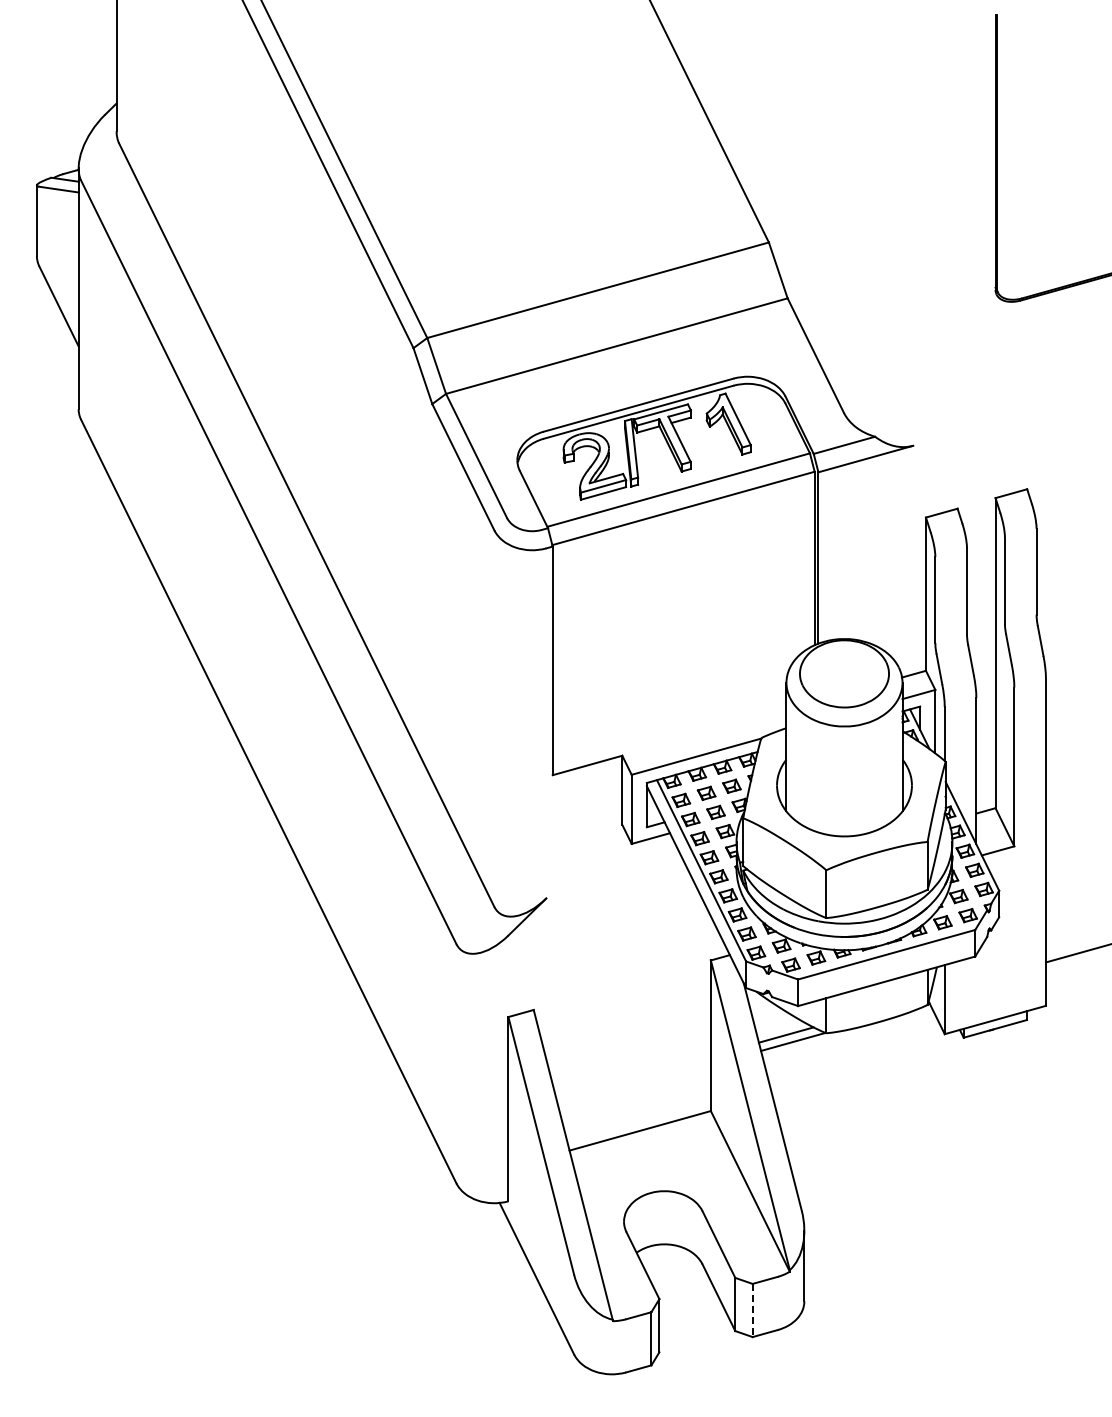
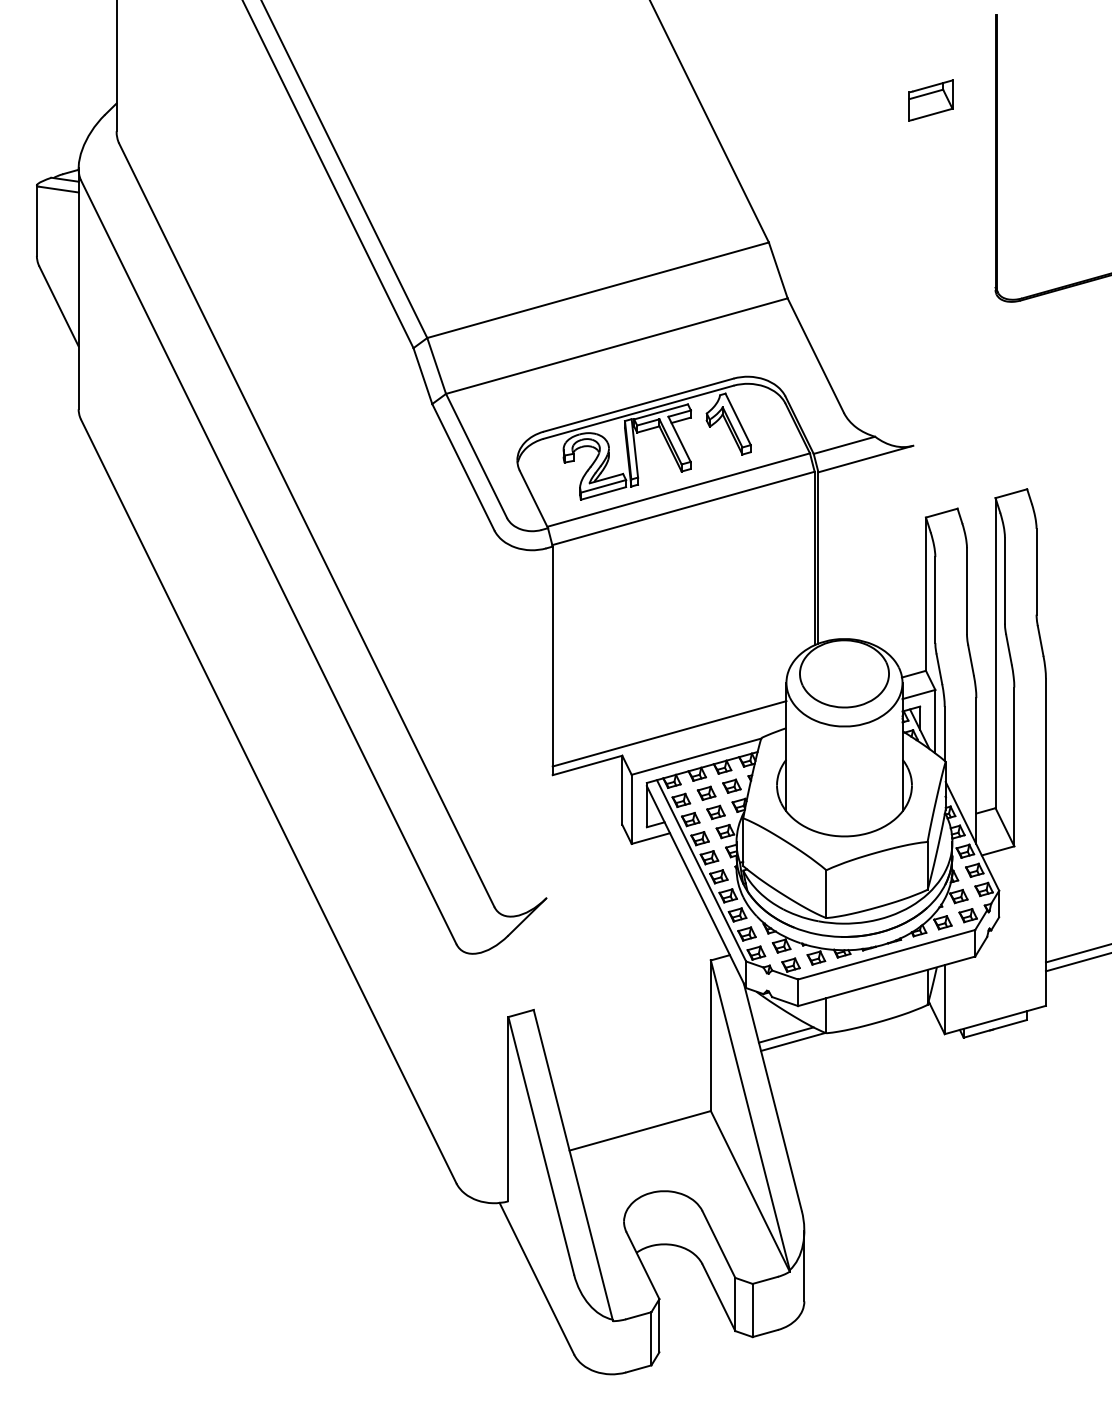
part: none -> present (930, 100)
line: none -> present (669, 733)
line: none -> present (1076, 962)
line: dashed -> solid (752, 1310)
